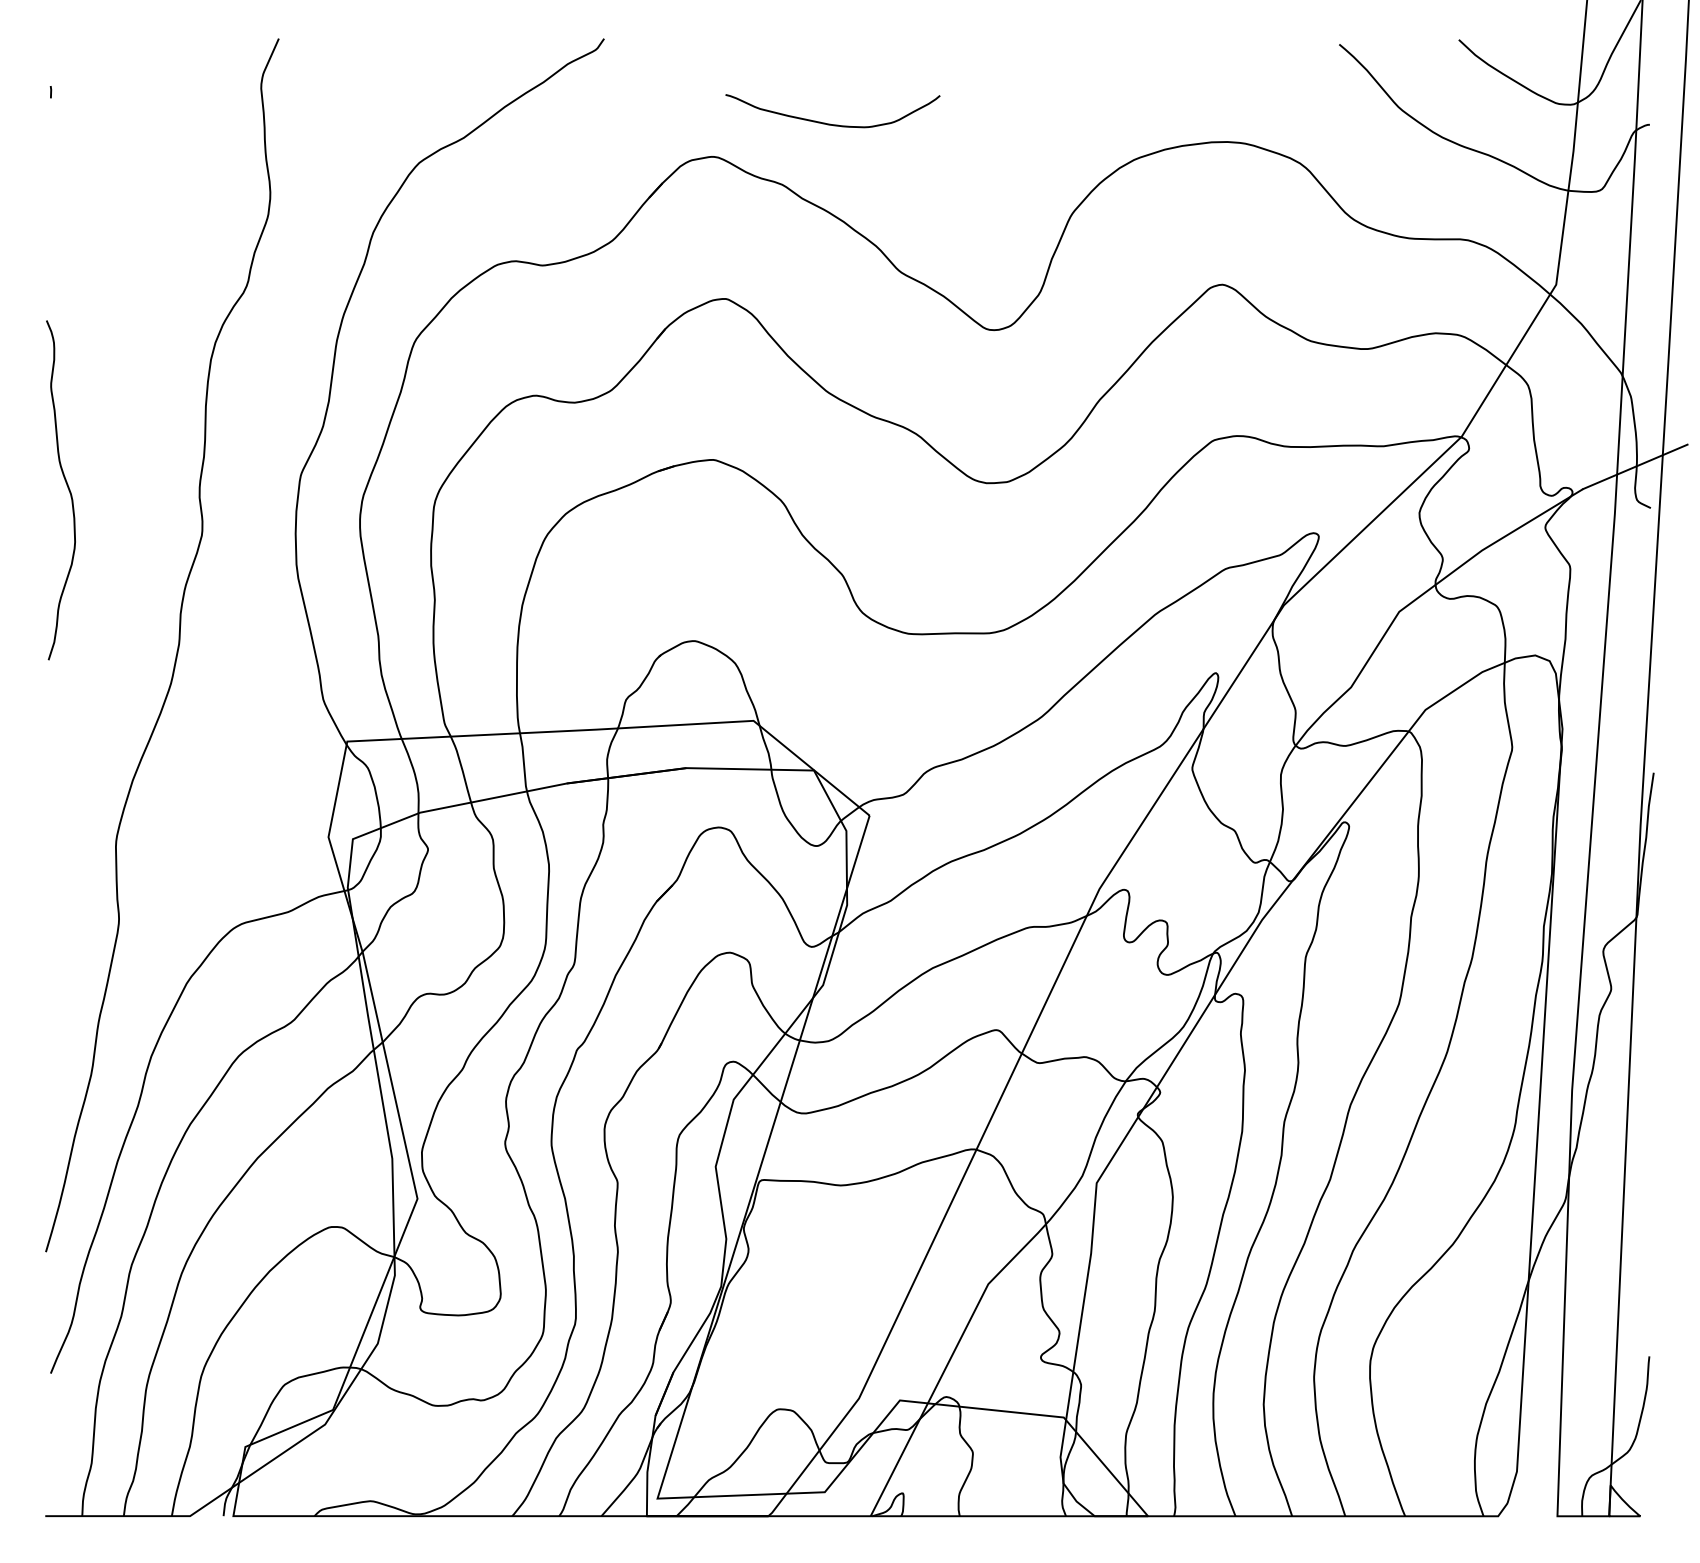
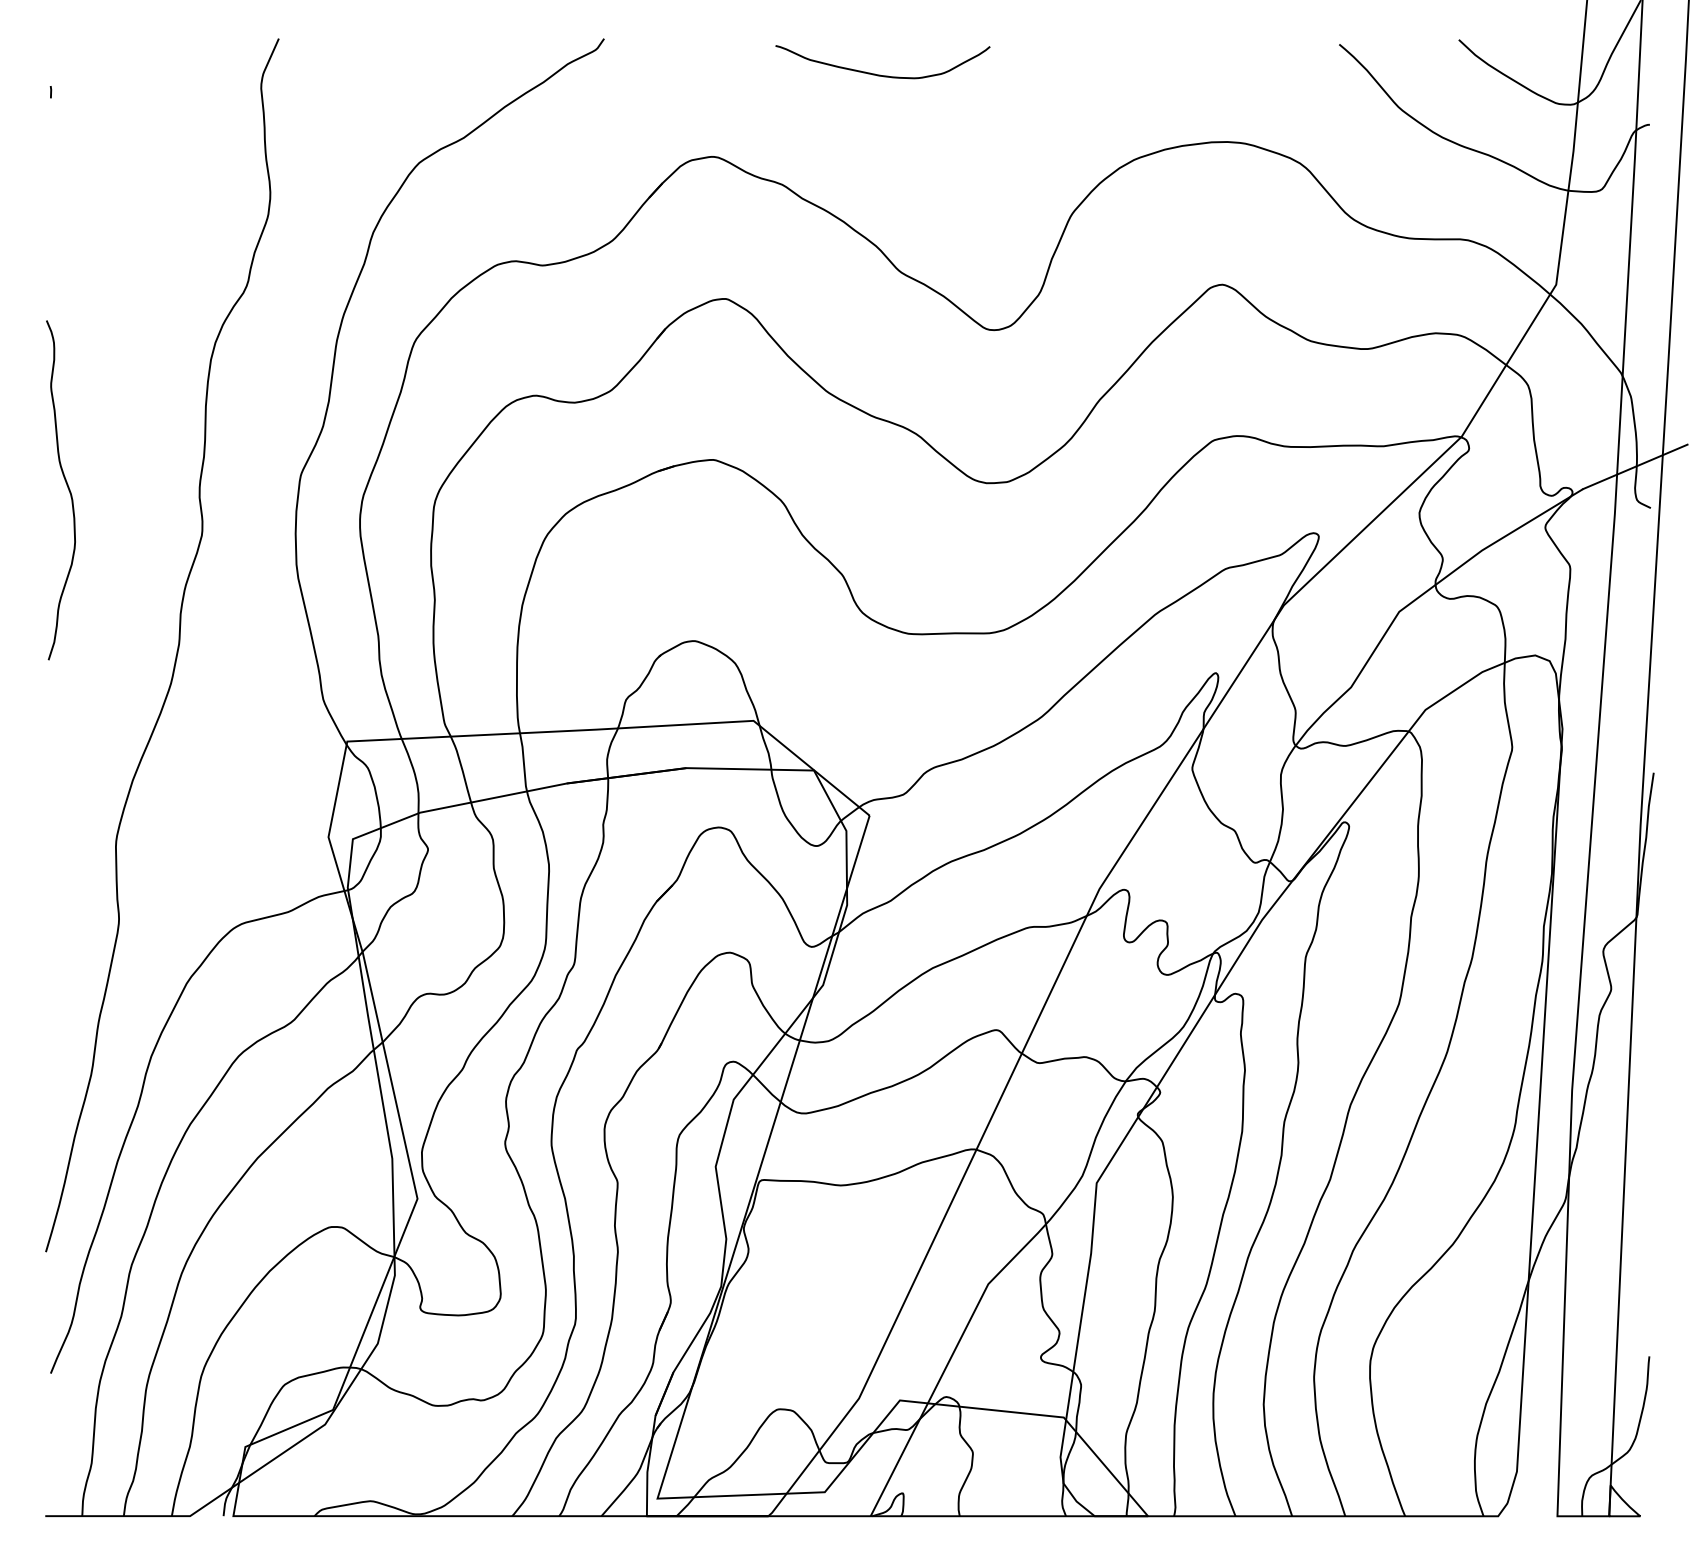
curve position: (830, 123) -> (880, 74) (880, 74)
